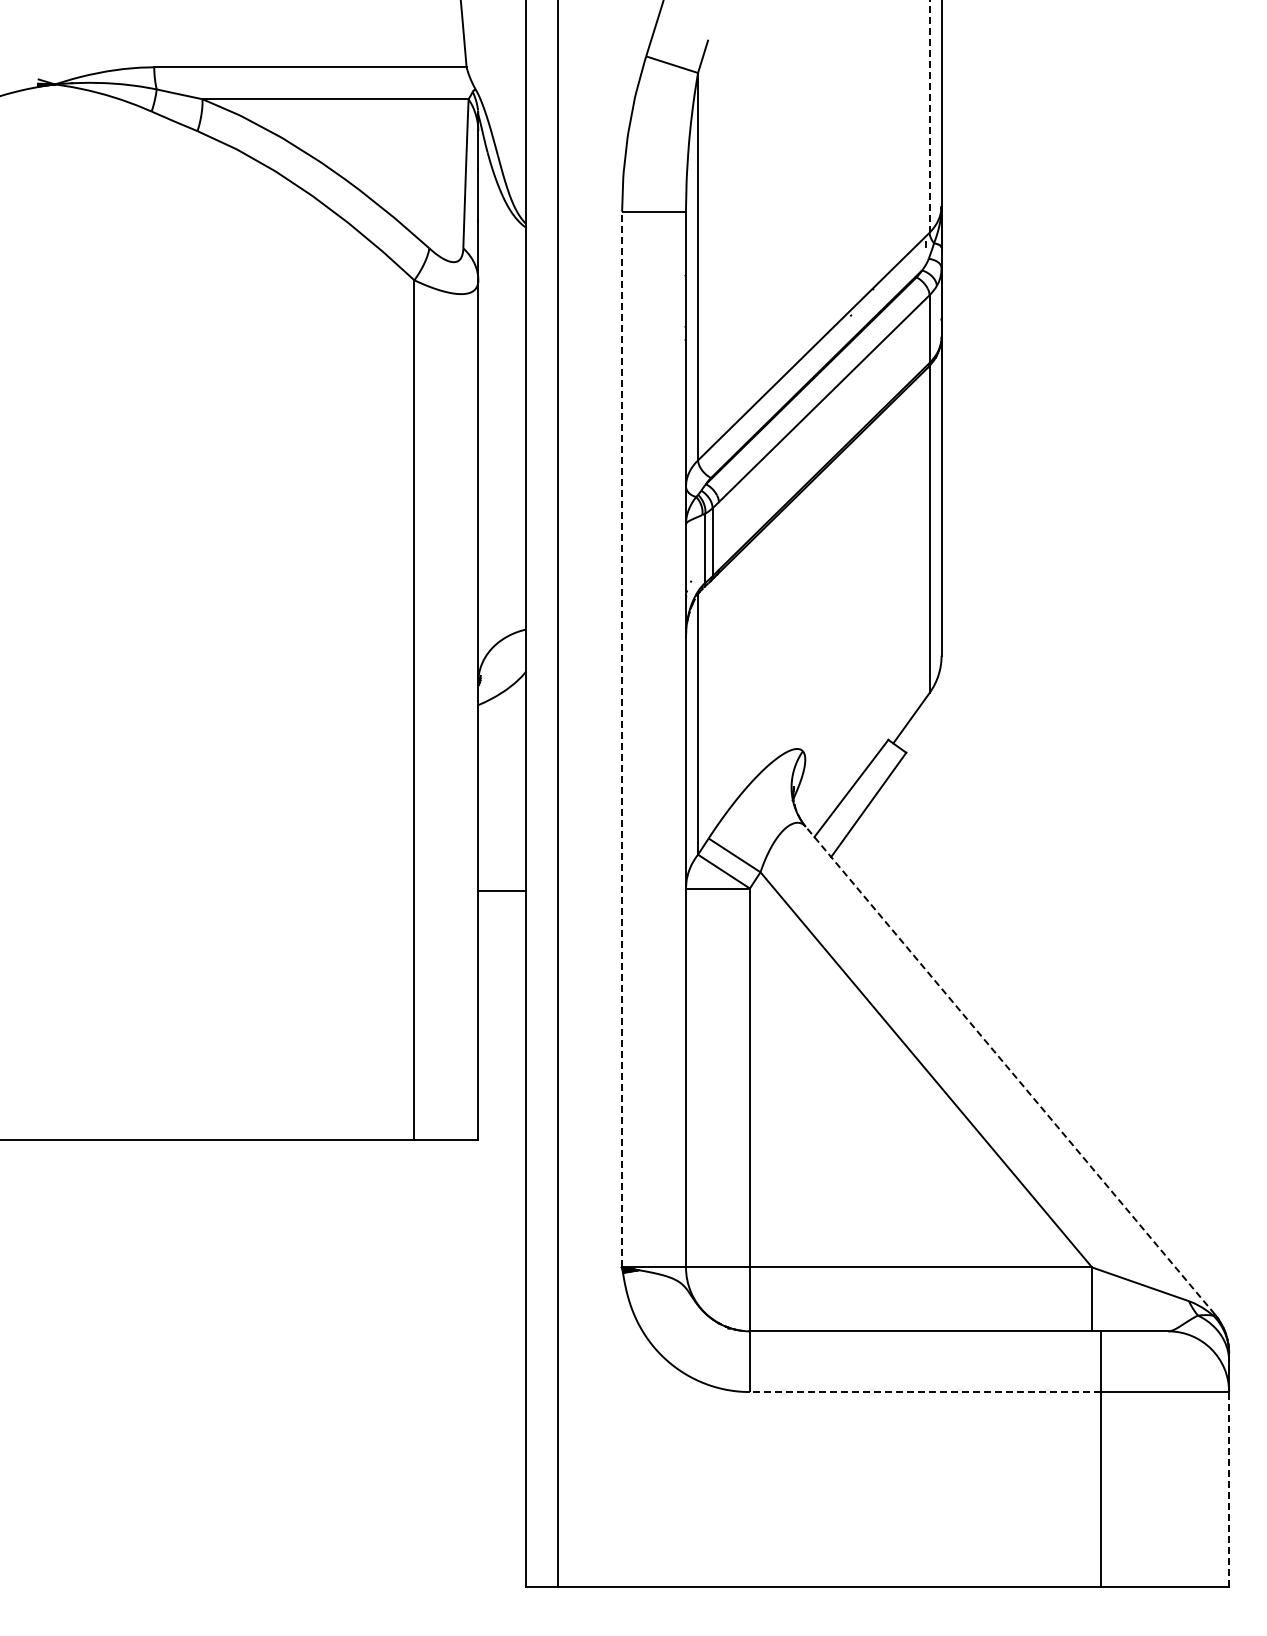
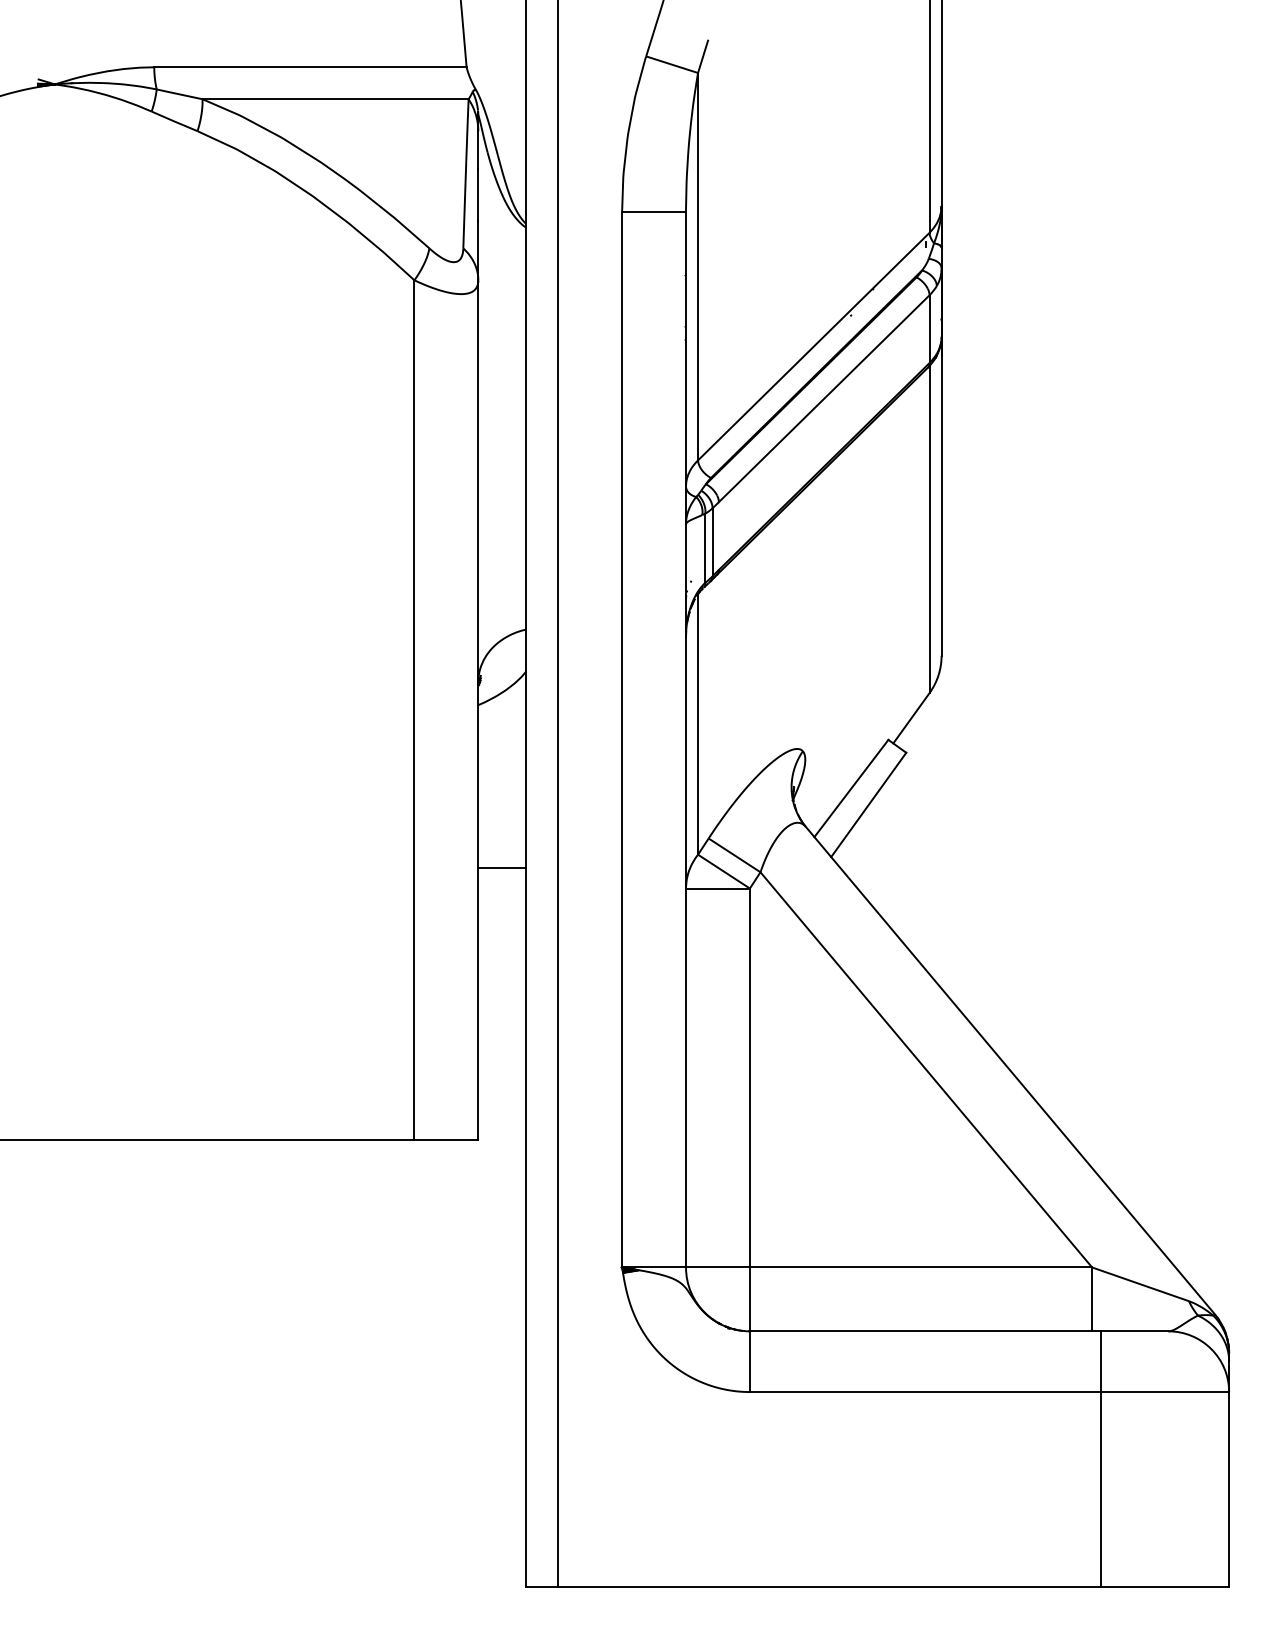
line: dashed -> solid (929, 116)
line: dashed -> solid (622, 739)
line position: (502, 891) -> (502, 868) (502, 868)
line: dashed -> solid (1010, 1070)
line: dashed -> solid (925, 1392)
line: dashed -> solid (1229, 1488)
